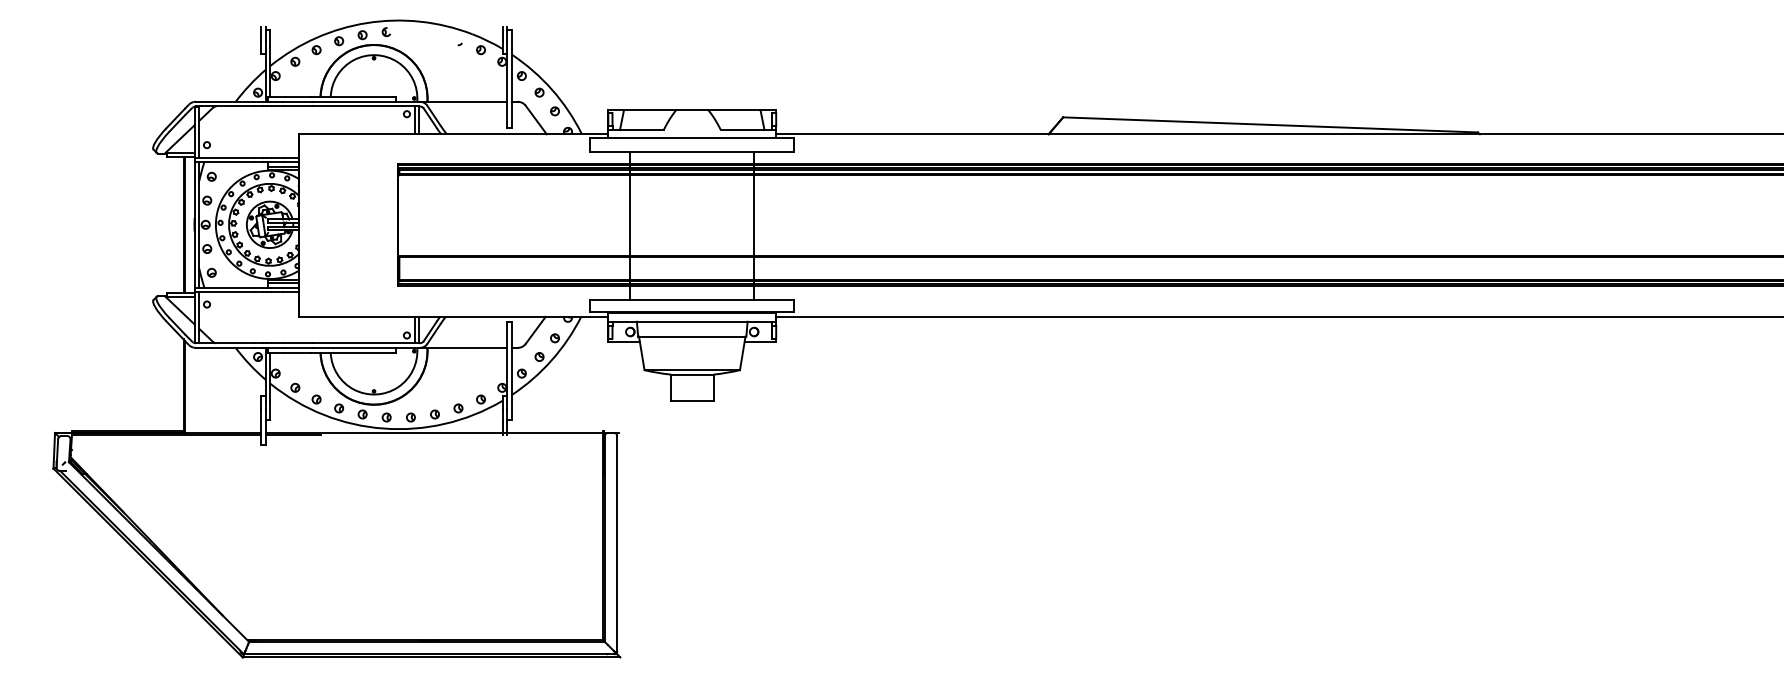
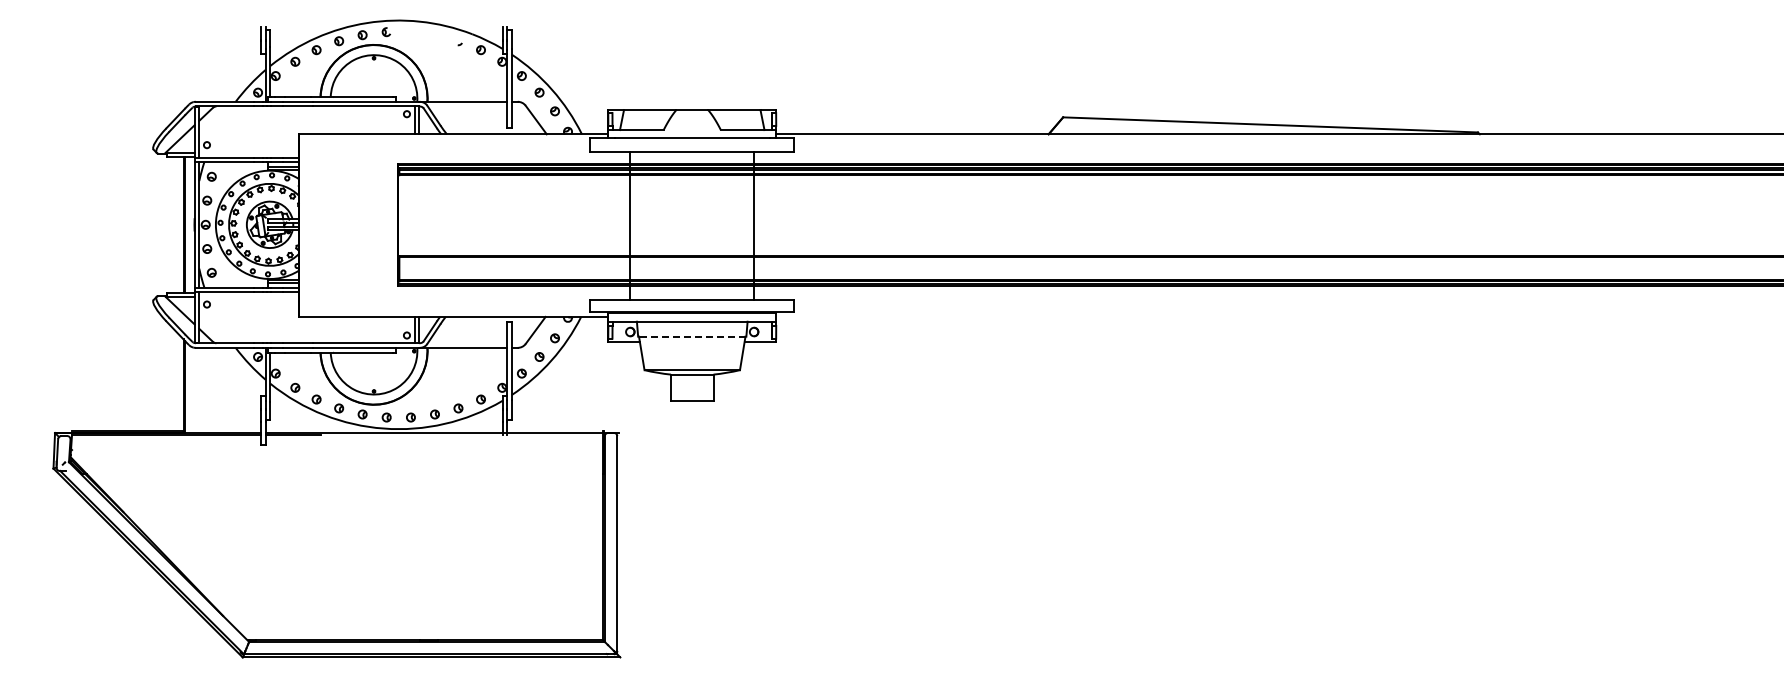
line: present -> none (1278, 316)
line: solid -> dashed (691, 336)
